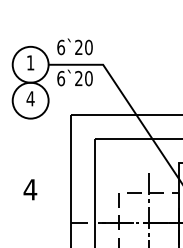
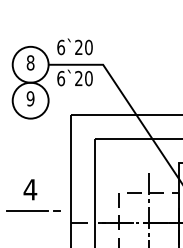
text: 1 -> 8 (30, 62)
text: 4 -> 9 (30, 98)
line: none -> present (33, 210)
